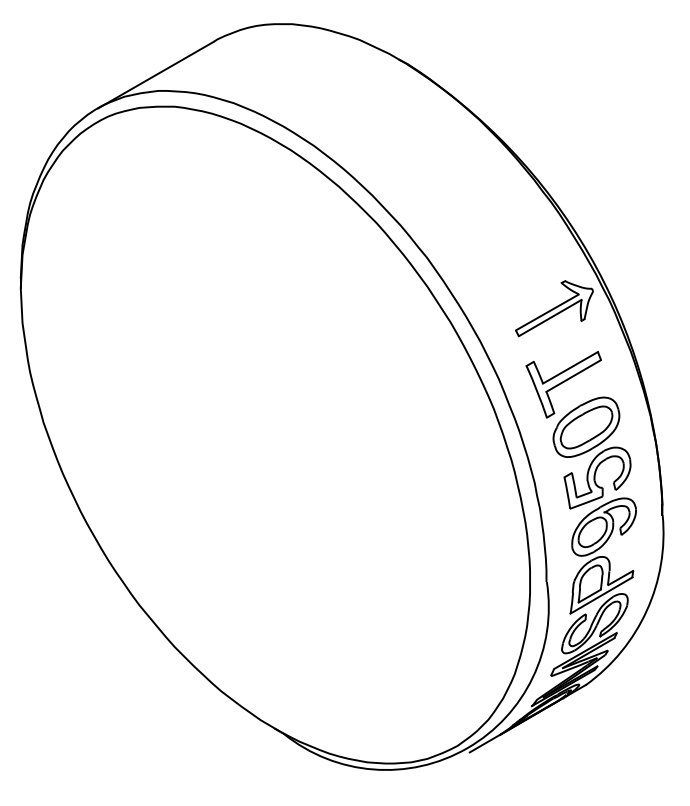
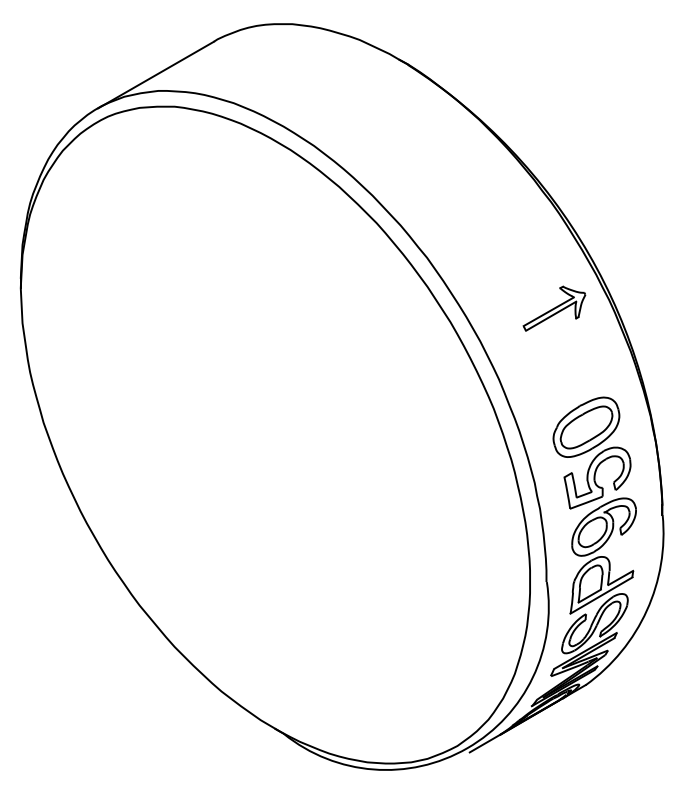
part size: 79x58 px -> 65x47 px (554, 308)
part: present -> none (563, 384)
